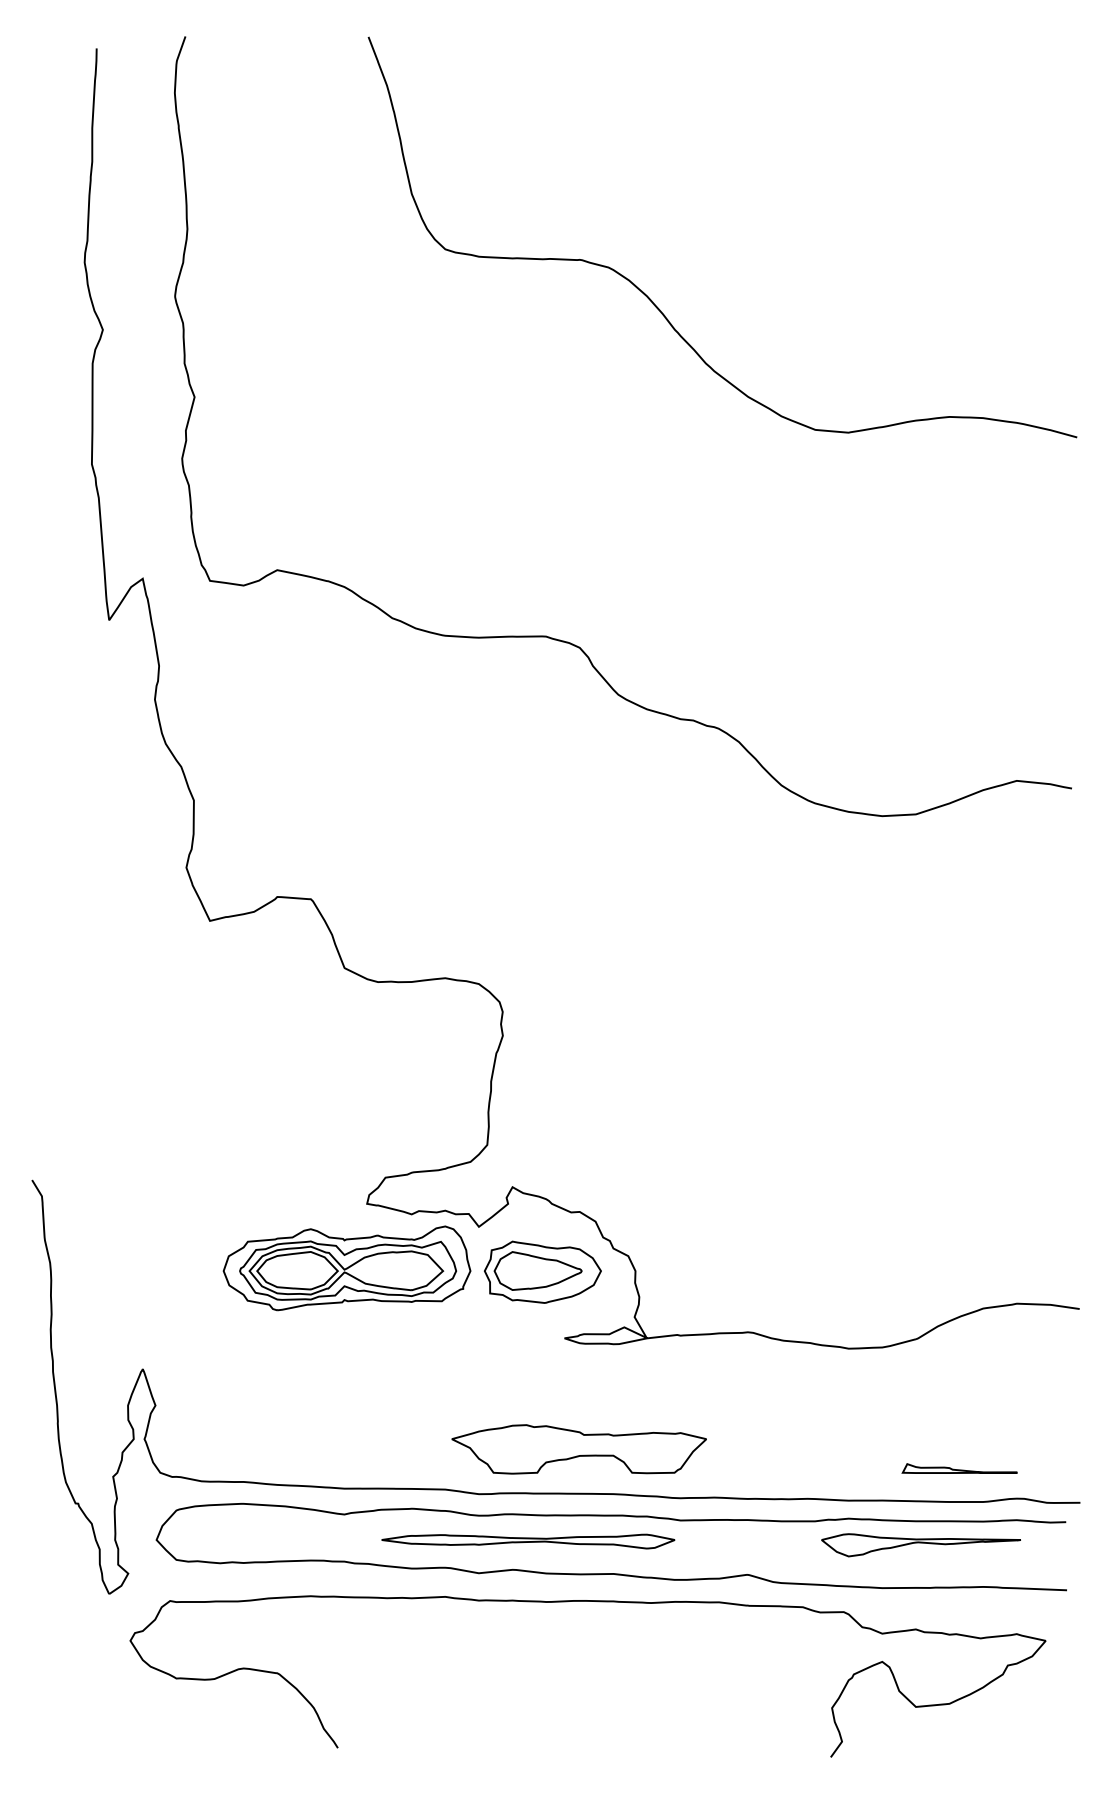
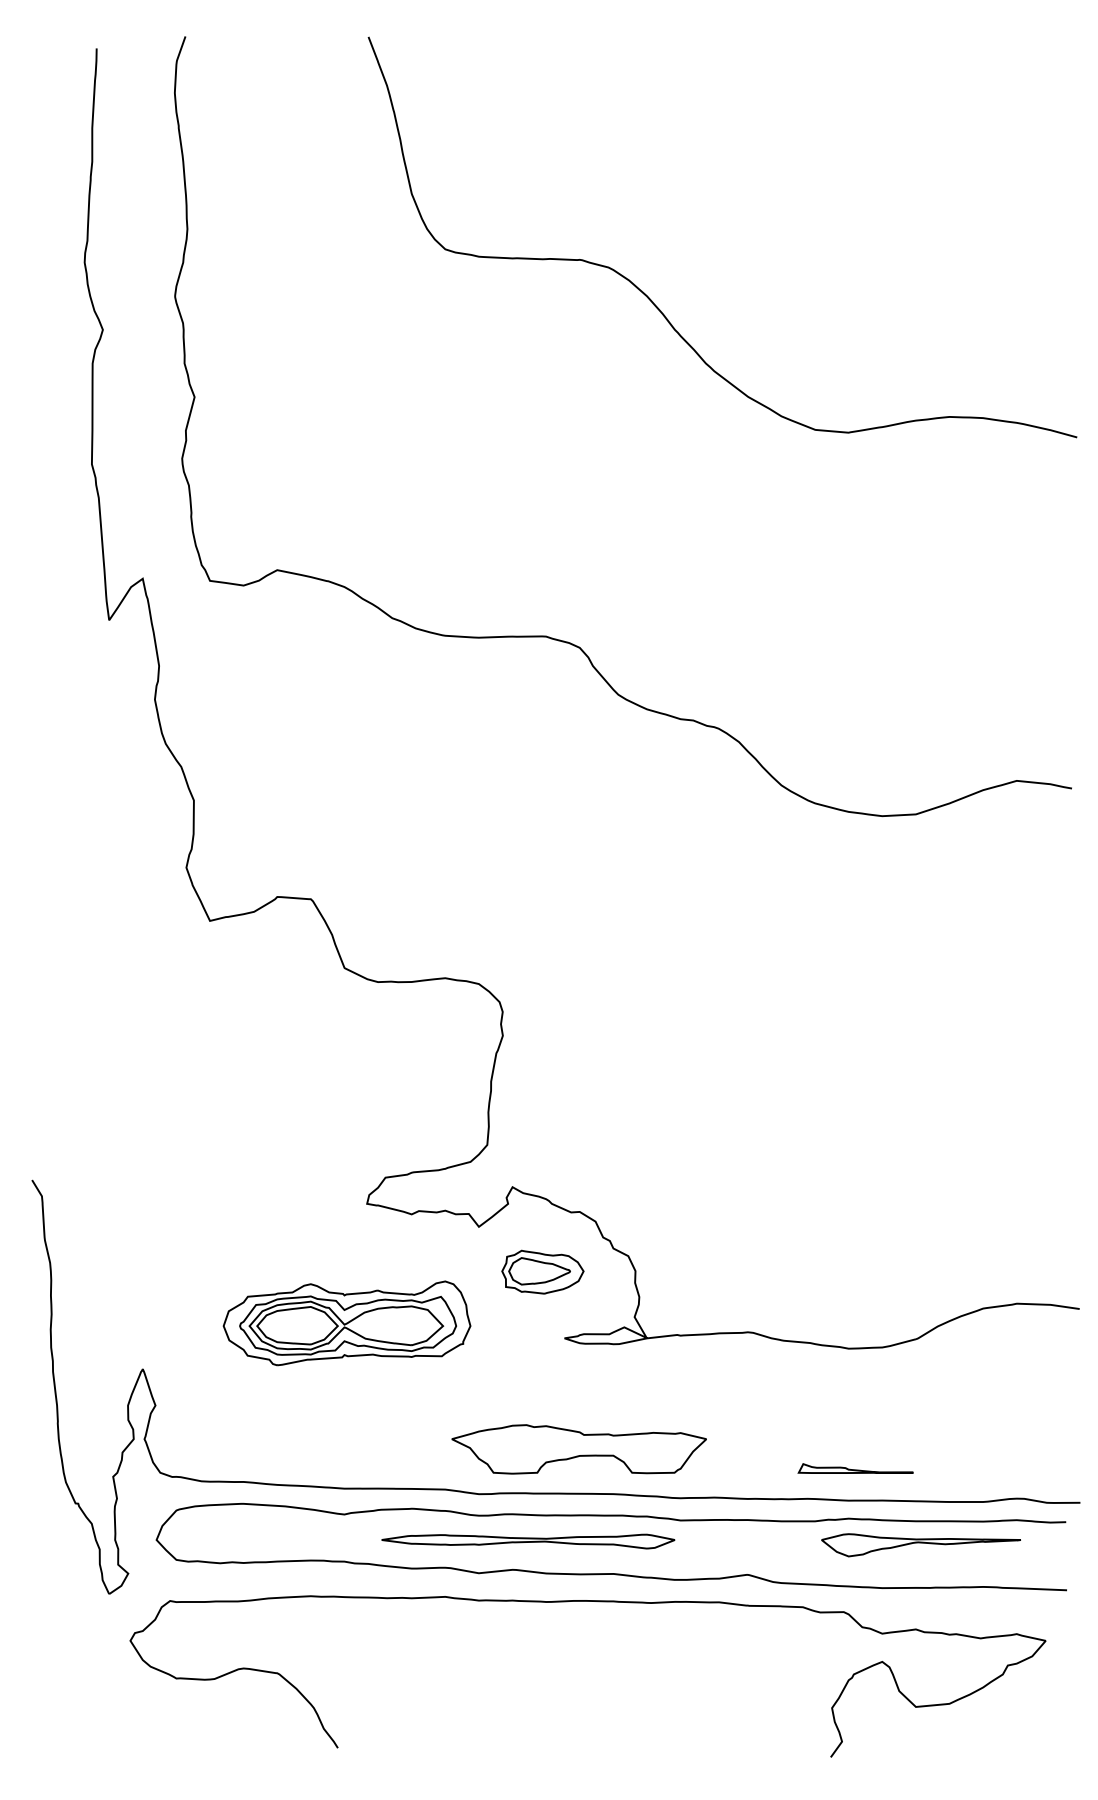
part position: (346, 1268) -> (346, 1323) (346, 1323)
part size: 118x64 px -> 84x46 px (542, 1271)
part position: (959, 1468) -> (855, 1468) (855, 1468)
